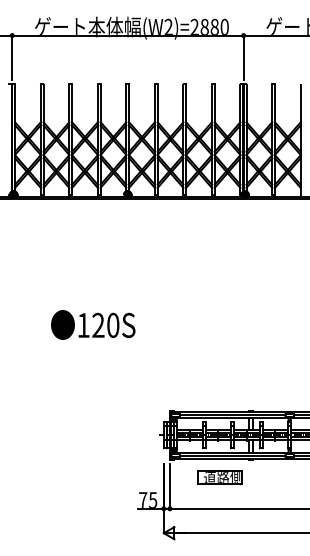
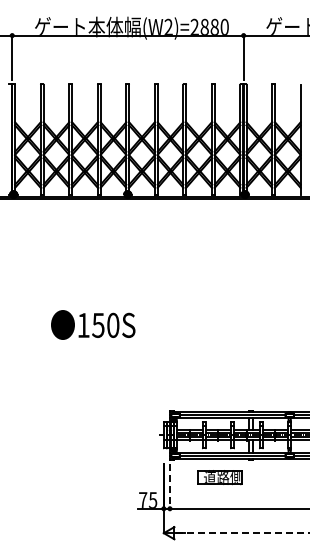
text: 120S -> 150S (98, 324)
line: solid -> dashed (169, 486)
line: solid -> dashed (243, 533)
